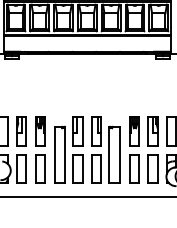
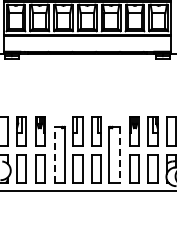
line: solid -> dashed (54, 154)
line: solid -> dashed (120, 155)
line position: (87, 197) -> (87, 191) (87, 191)
